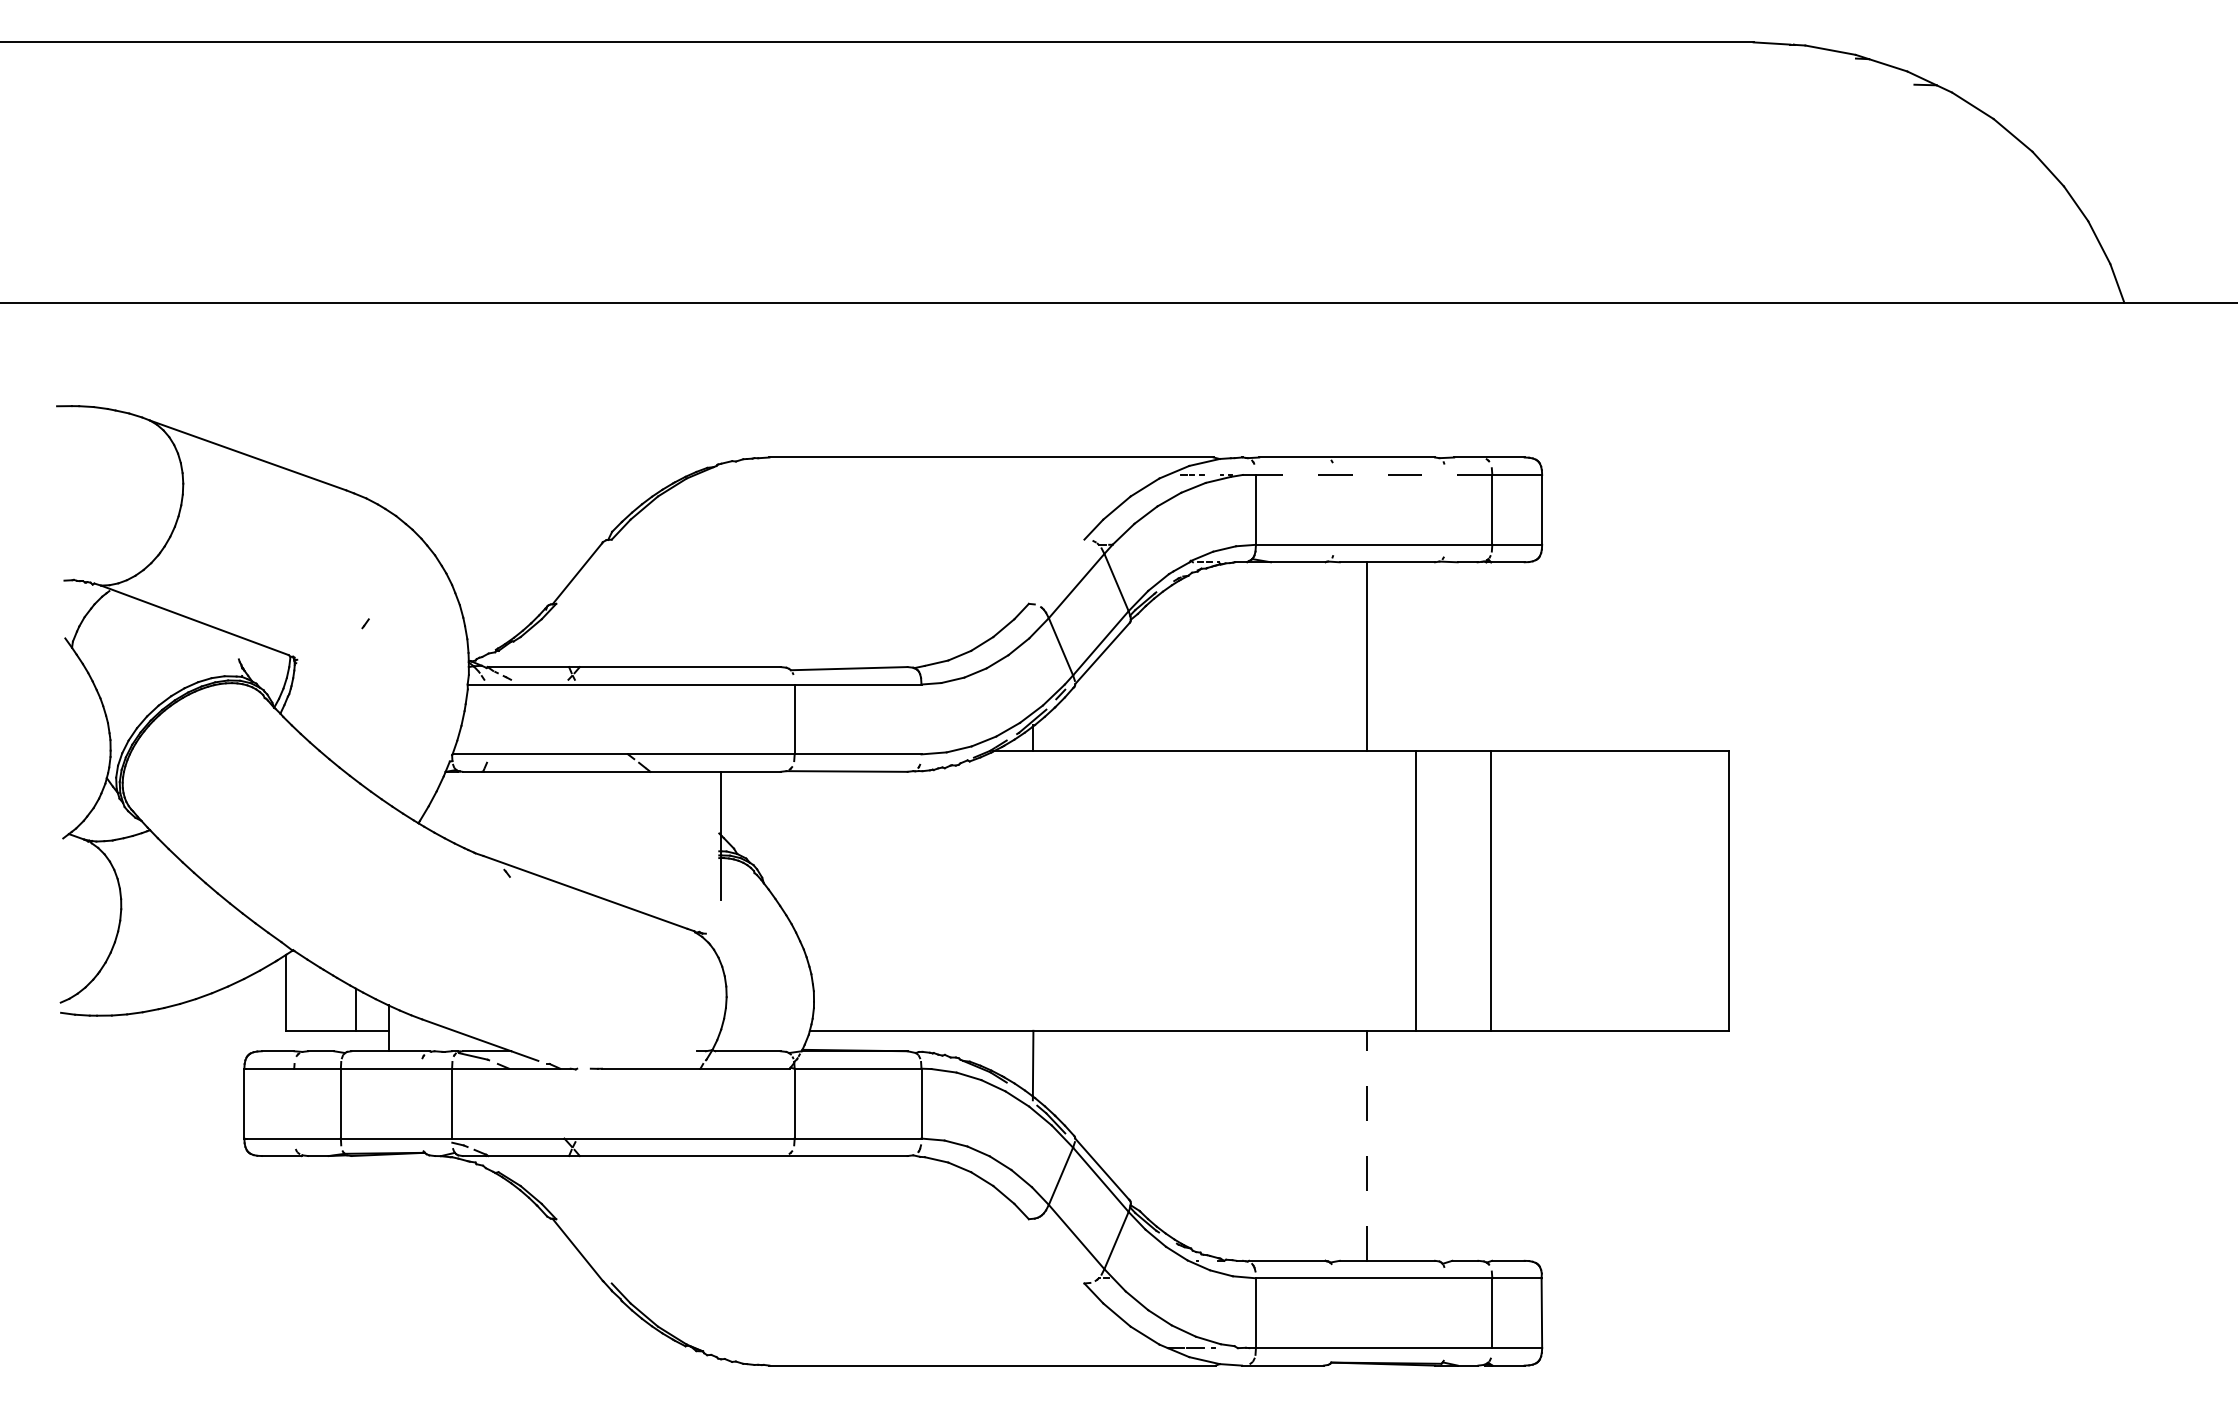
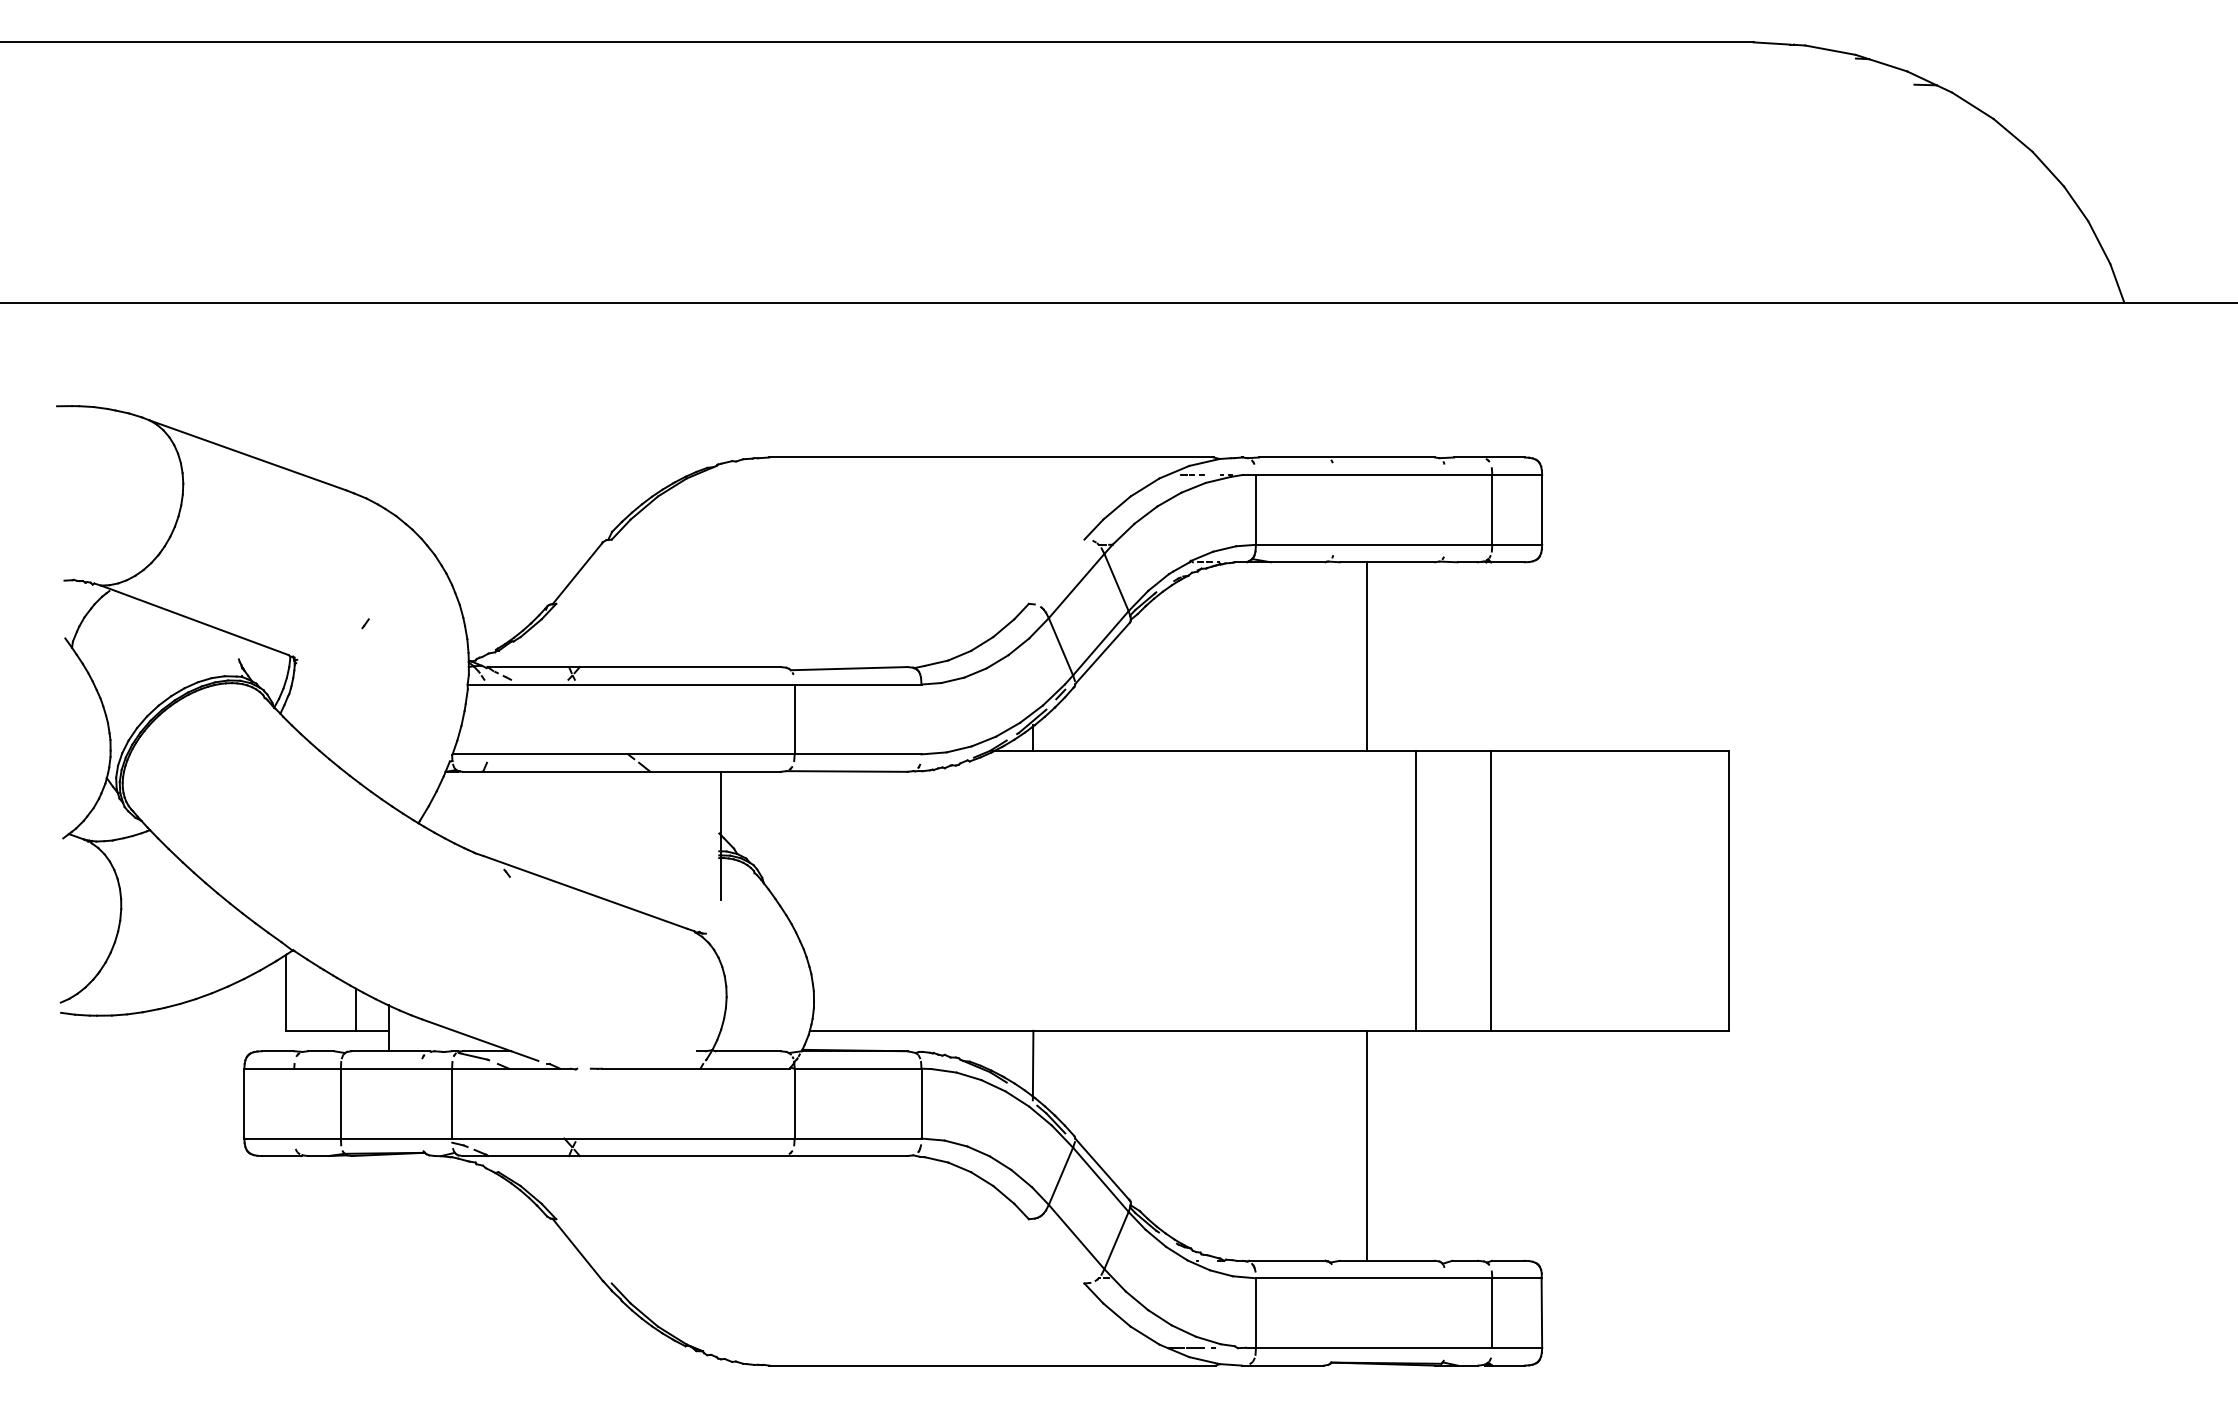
line: dashed -> solid (1373, 474)
line: dashed -> solid (1366, 1145)
